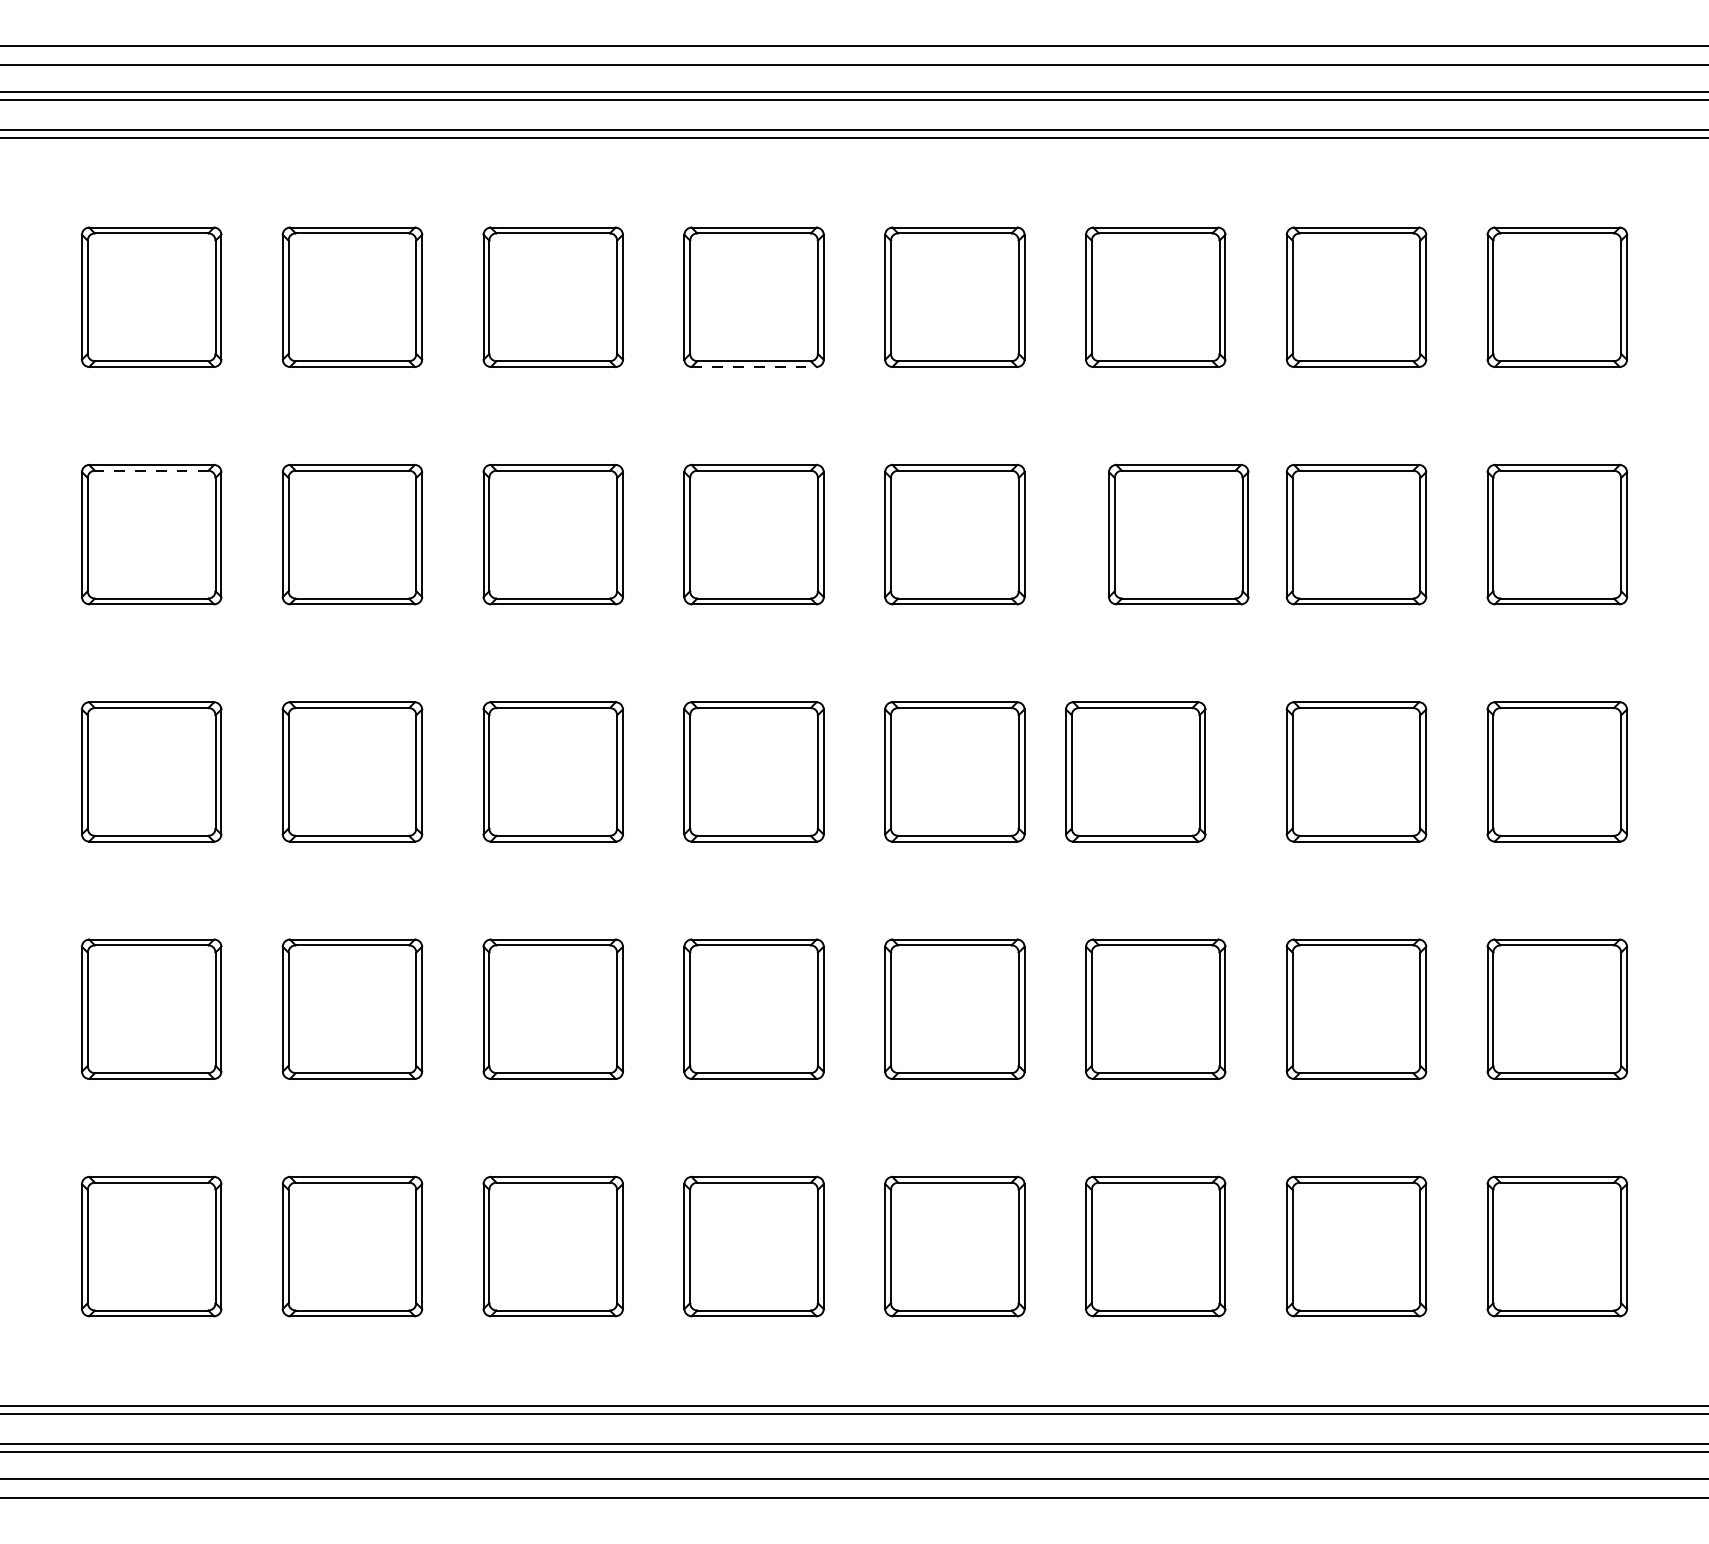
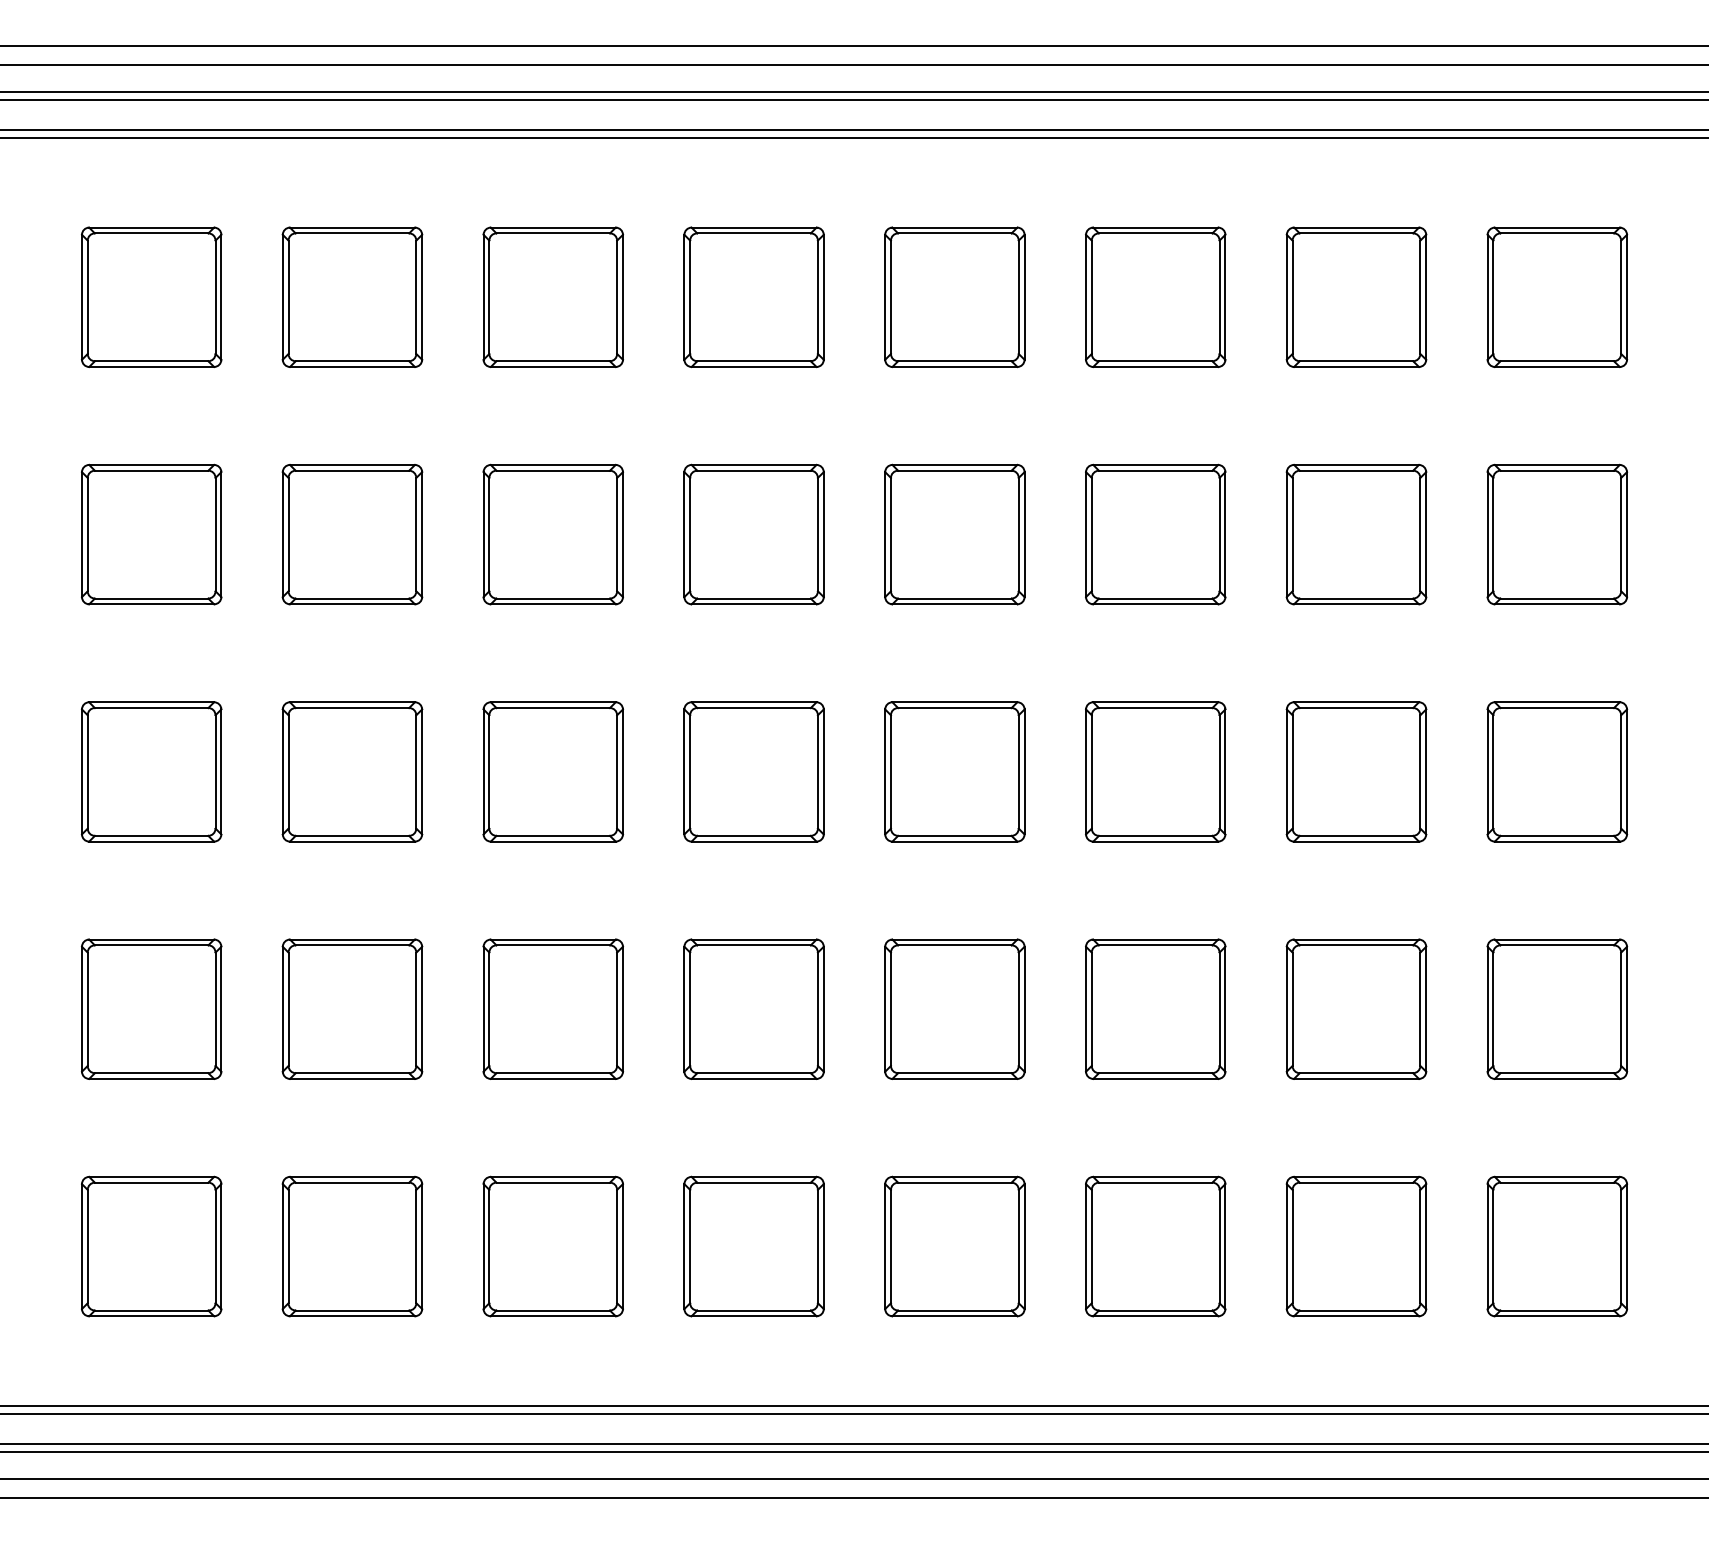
line: dashed -> solid (754, 366)
line: dashed -> solid (151, 470)
part position: (1178, 534) -> (1155, 534) (1155, 534)
part position: (1135, 771) -> (1155, 771) (1155, 771)
